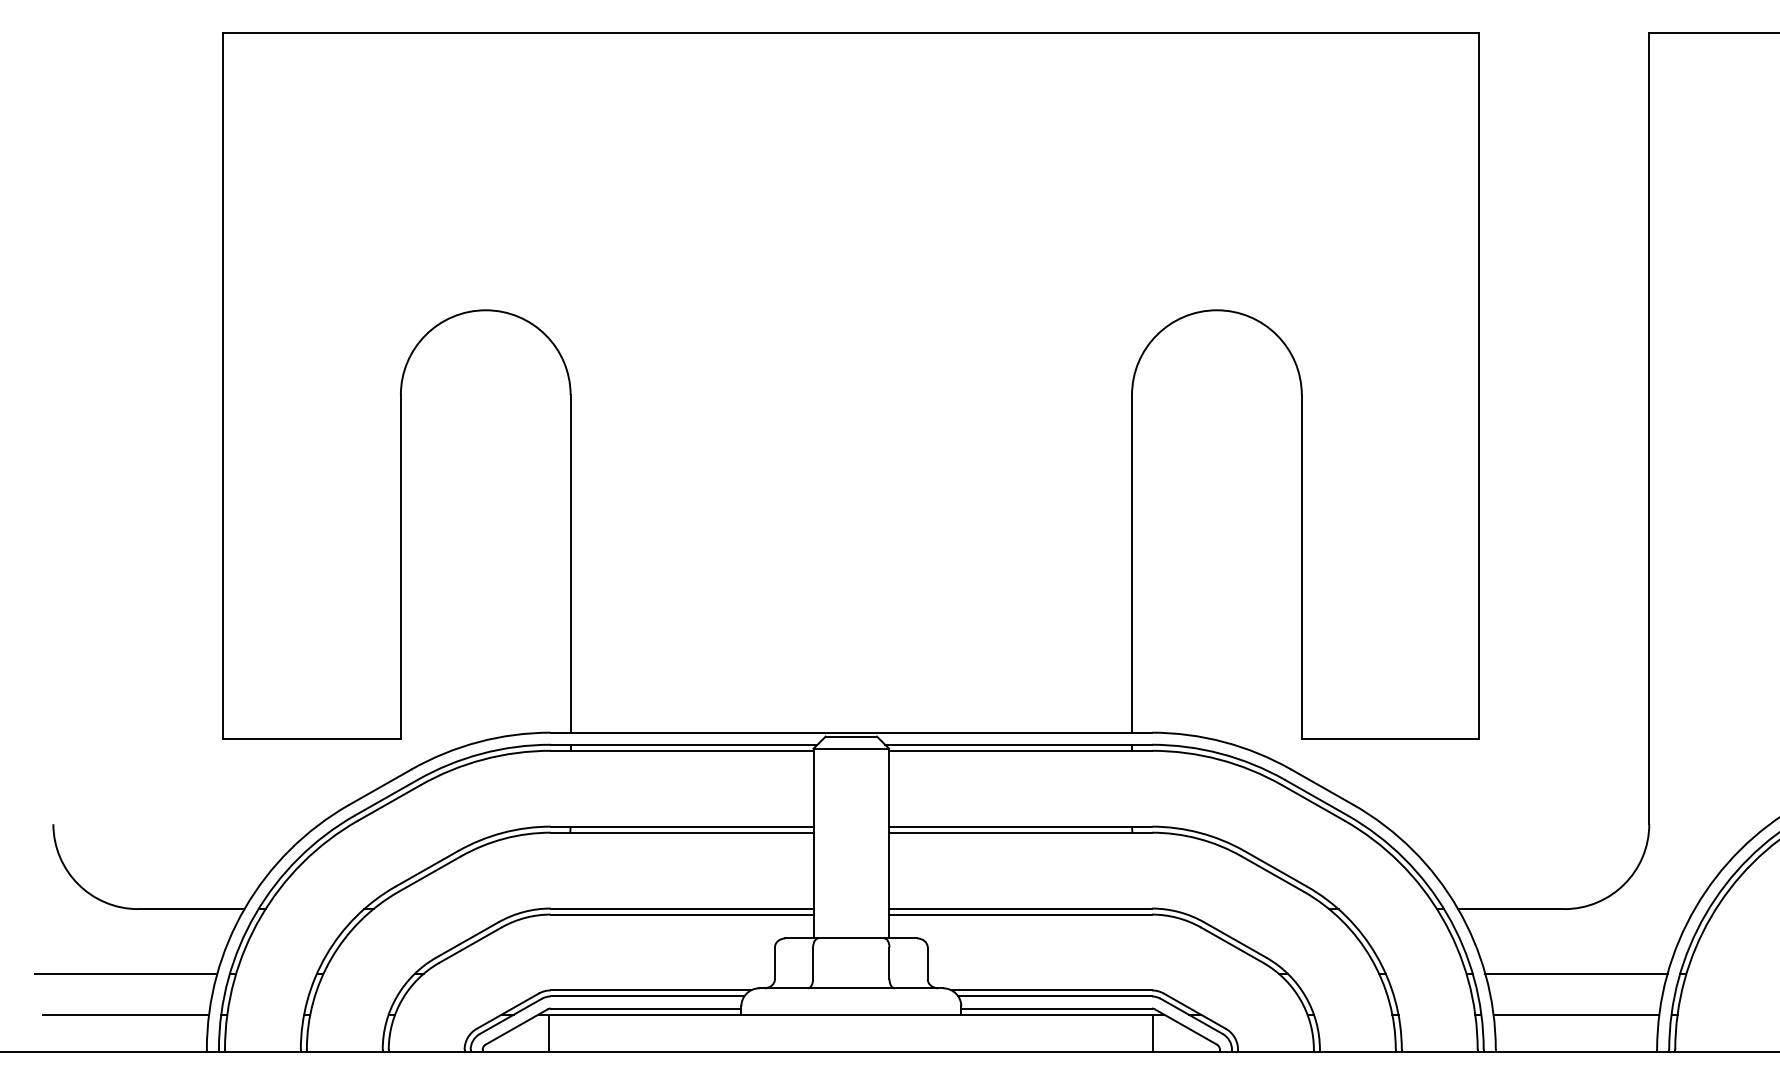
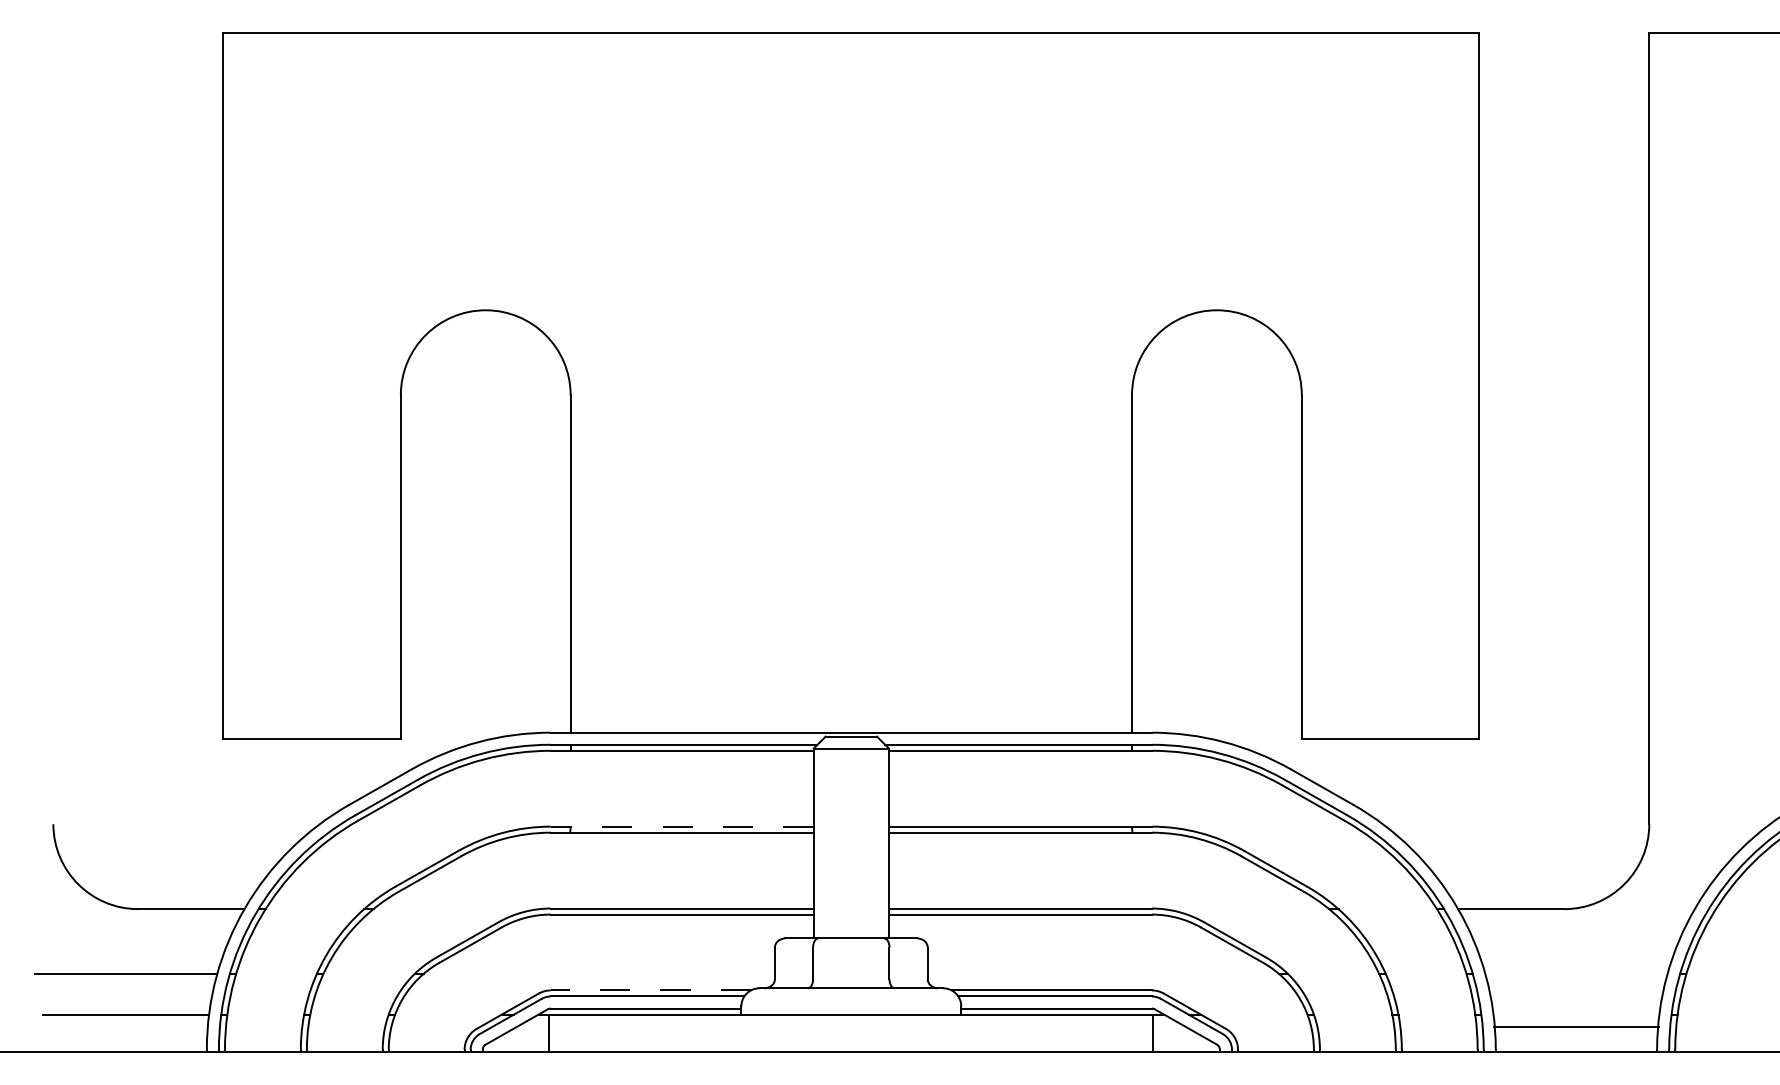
line: solid -> dashed (681, 826)
line: present -> none (1576, 973)
line: solid -> dashed (650, 990)
line position: (1576, 1014) -> (1576, 1026) (1576, 1026)
